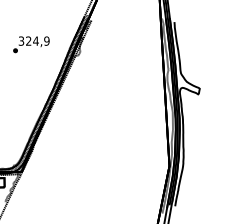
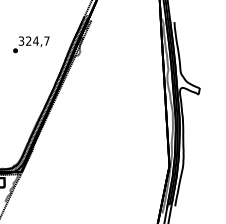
text: 324,9 -> 324,7 (46, 40)
